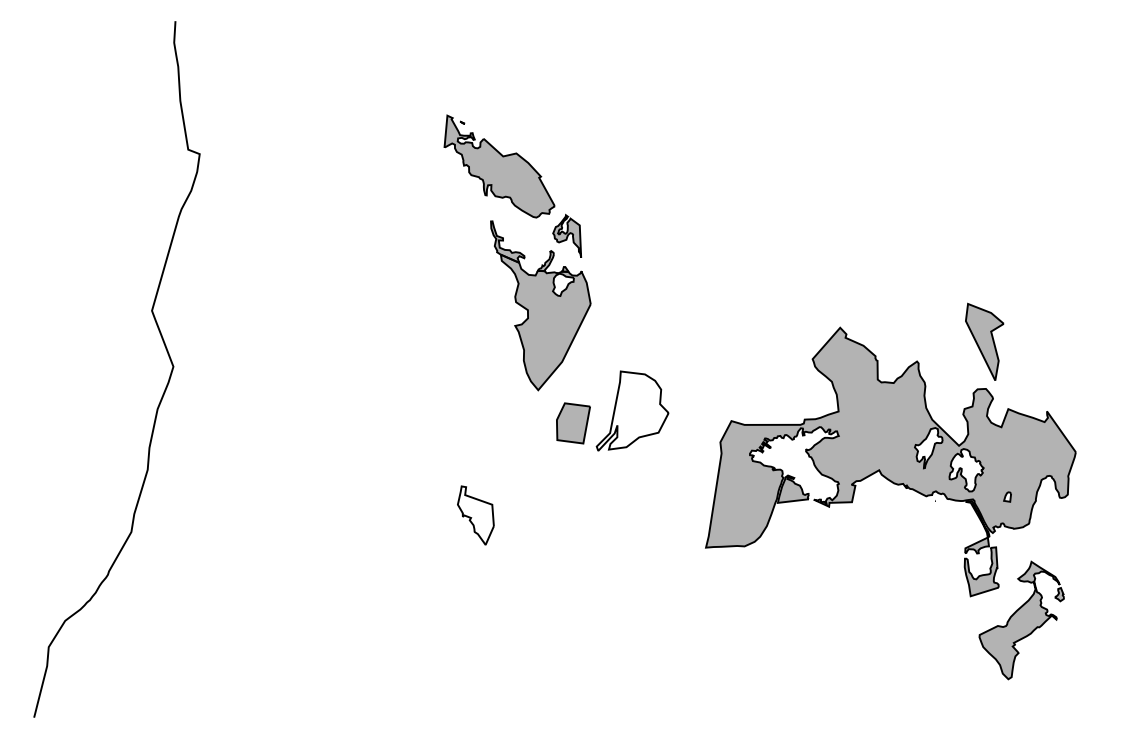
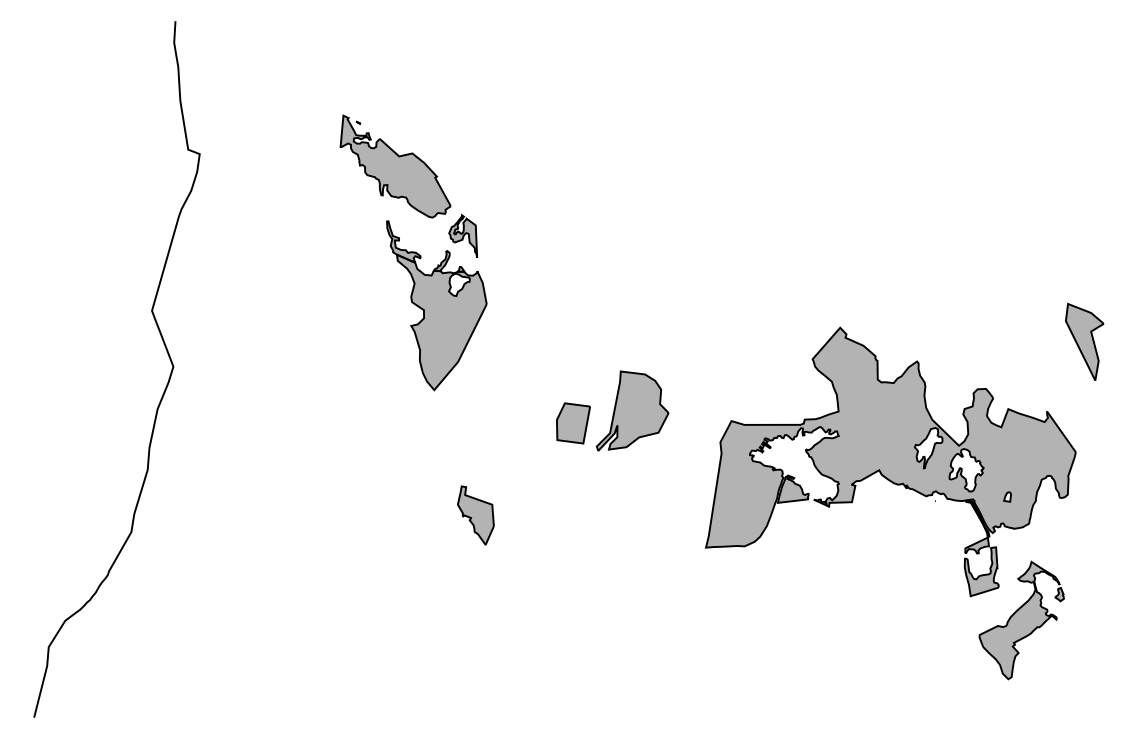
part position: (517, 252) -> (413, 252) (413, 252)
part position: (984, 341) -> (1084, 341) (1084, 341)
fill: none -> present (632, 410)
fill: none -> present (475, 515)
